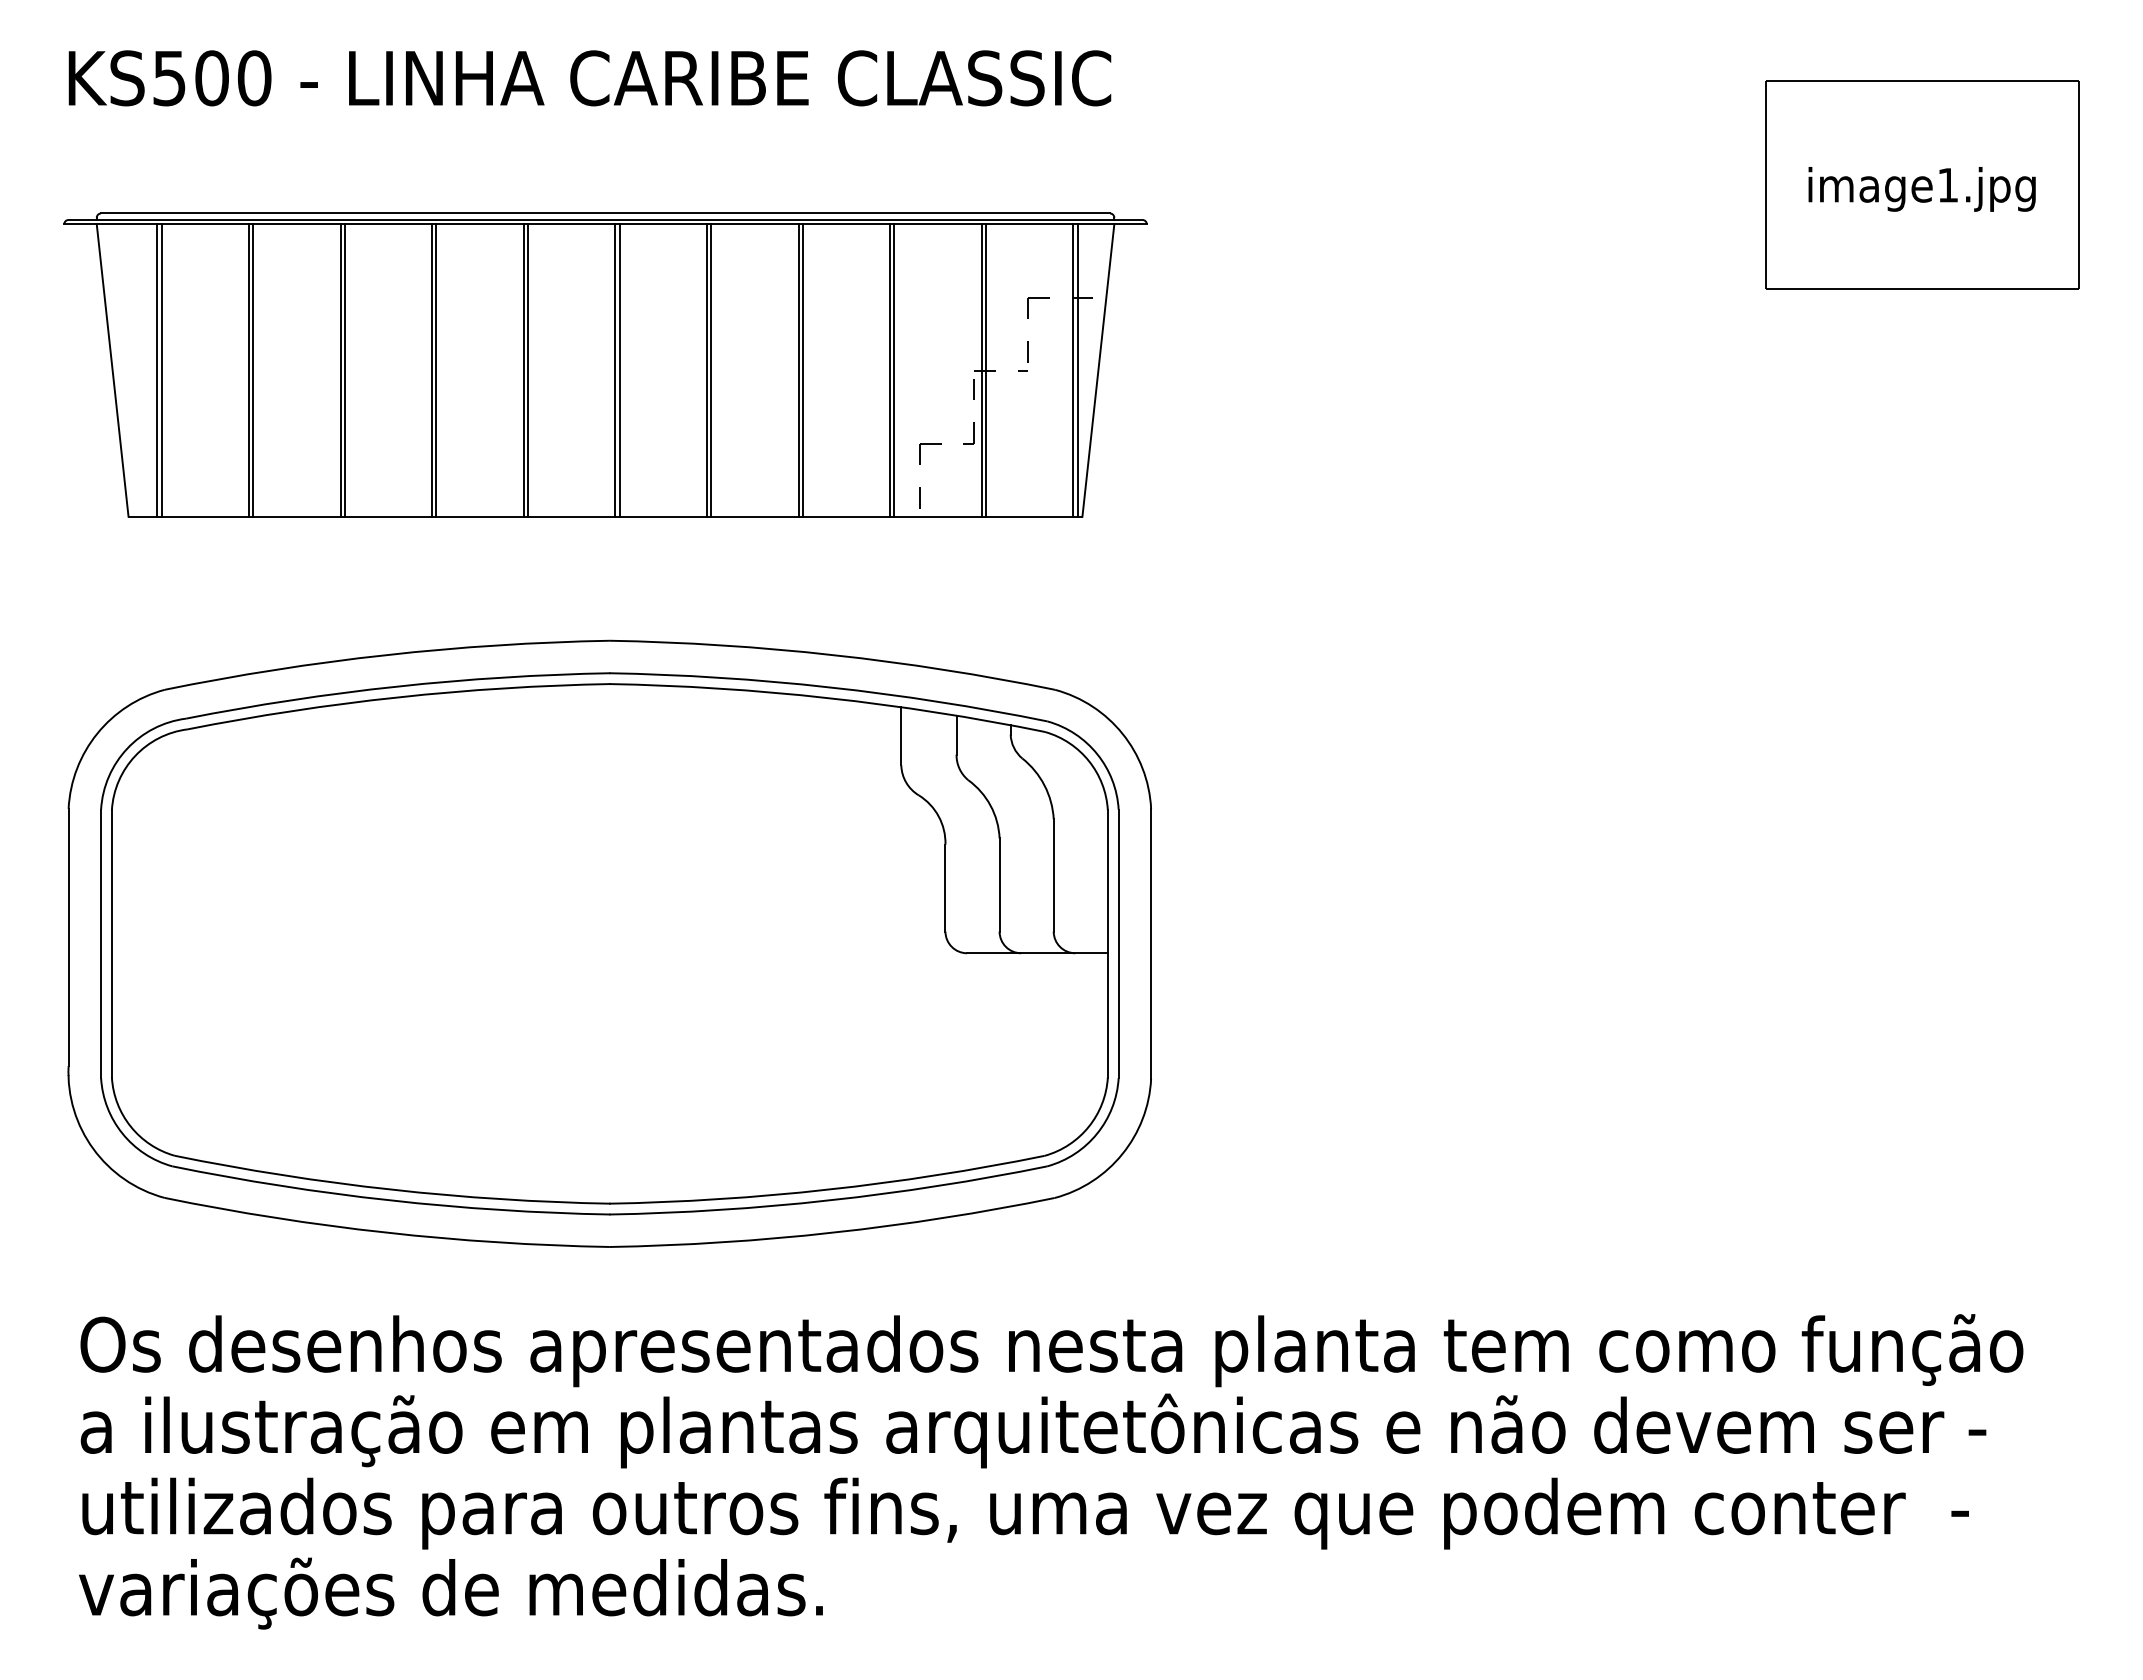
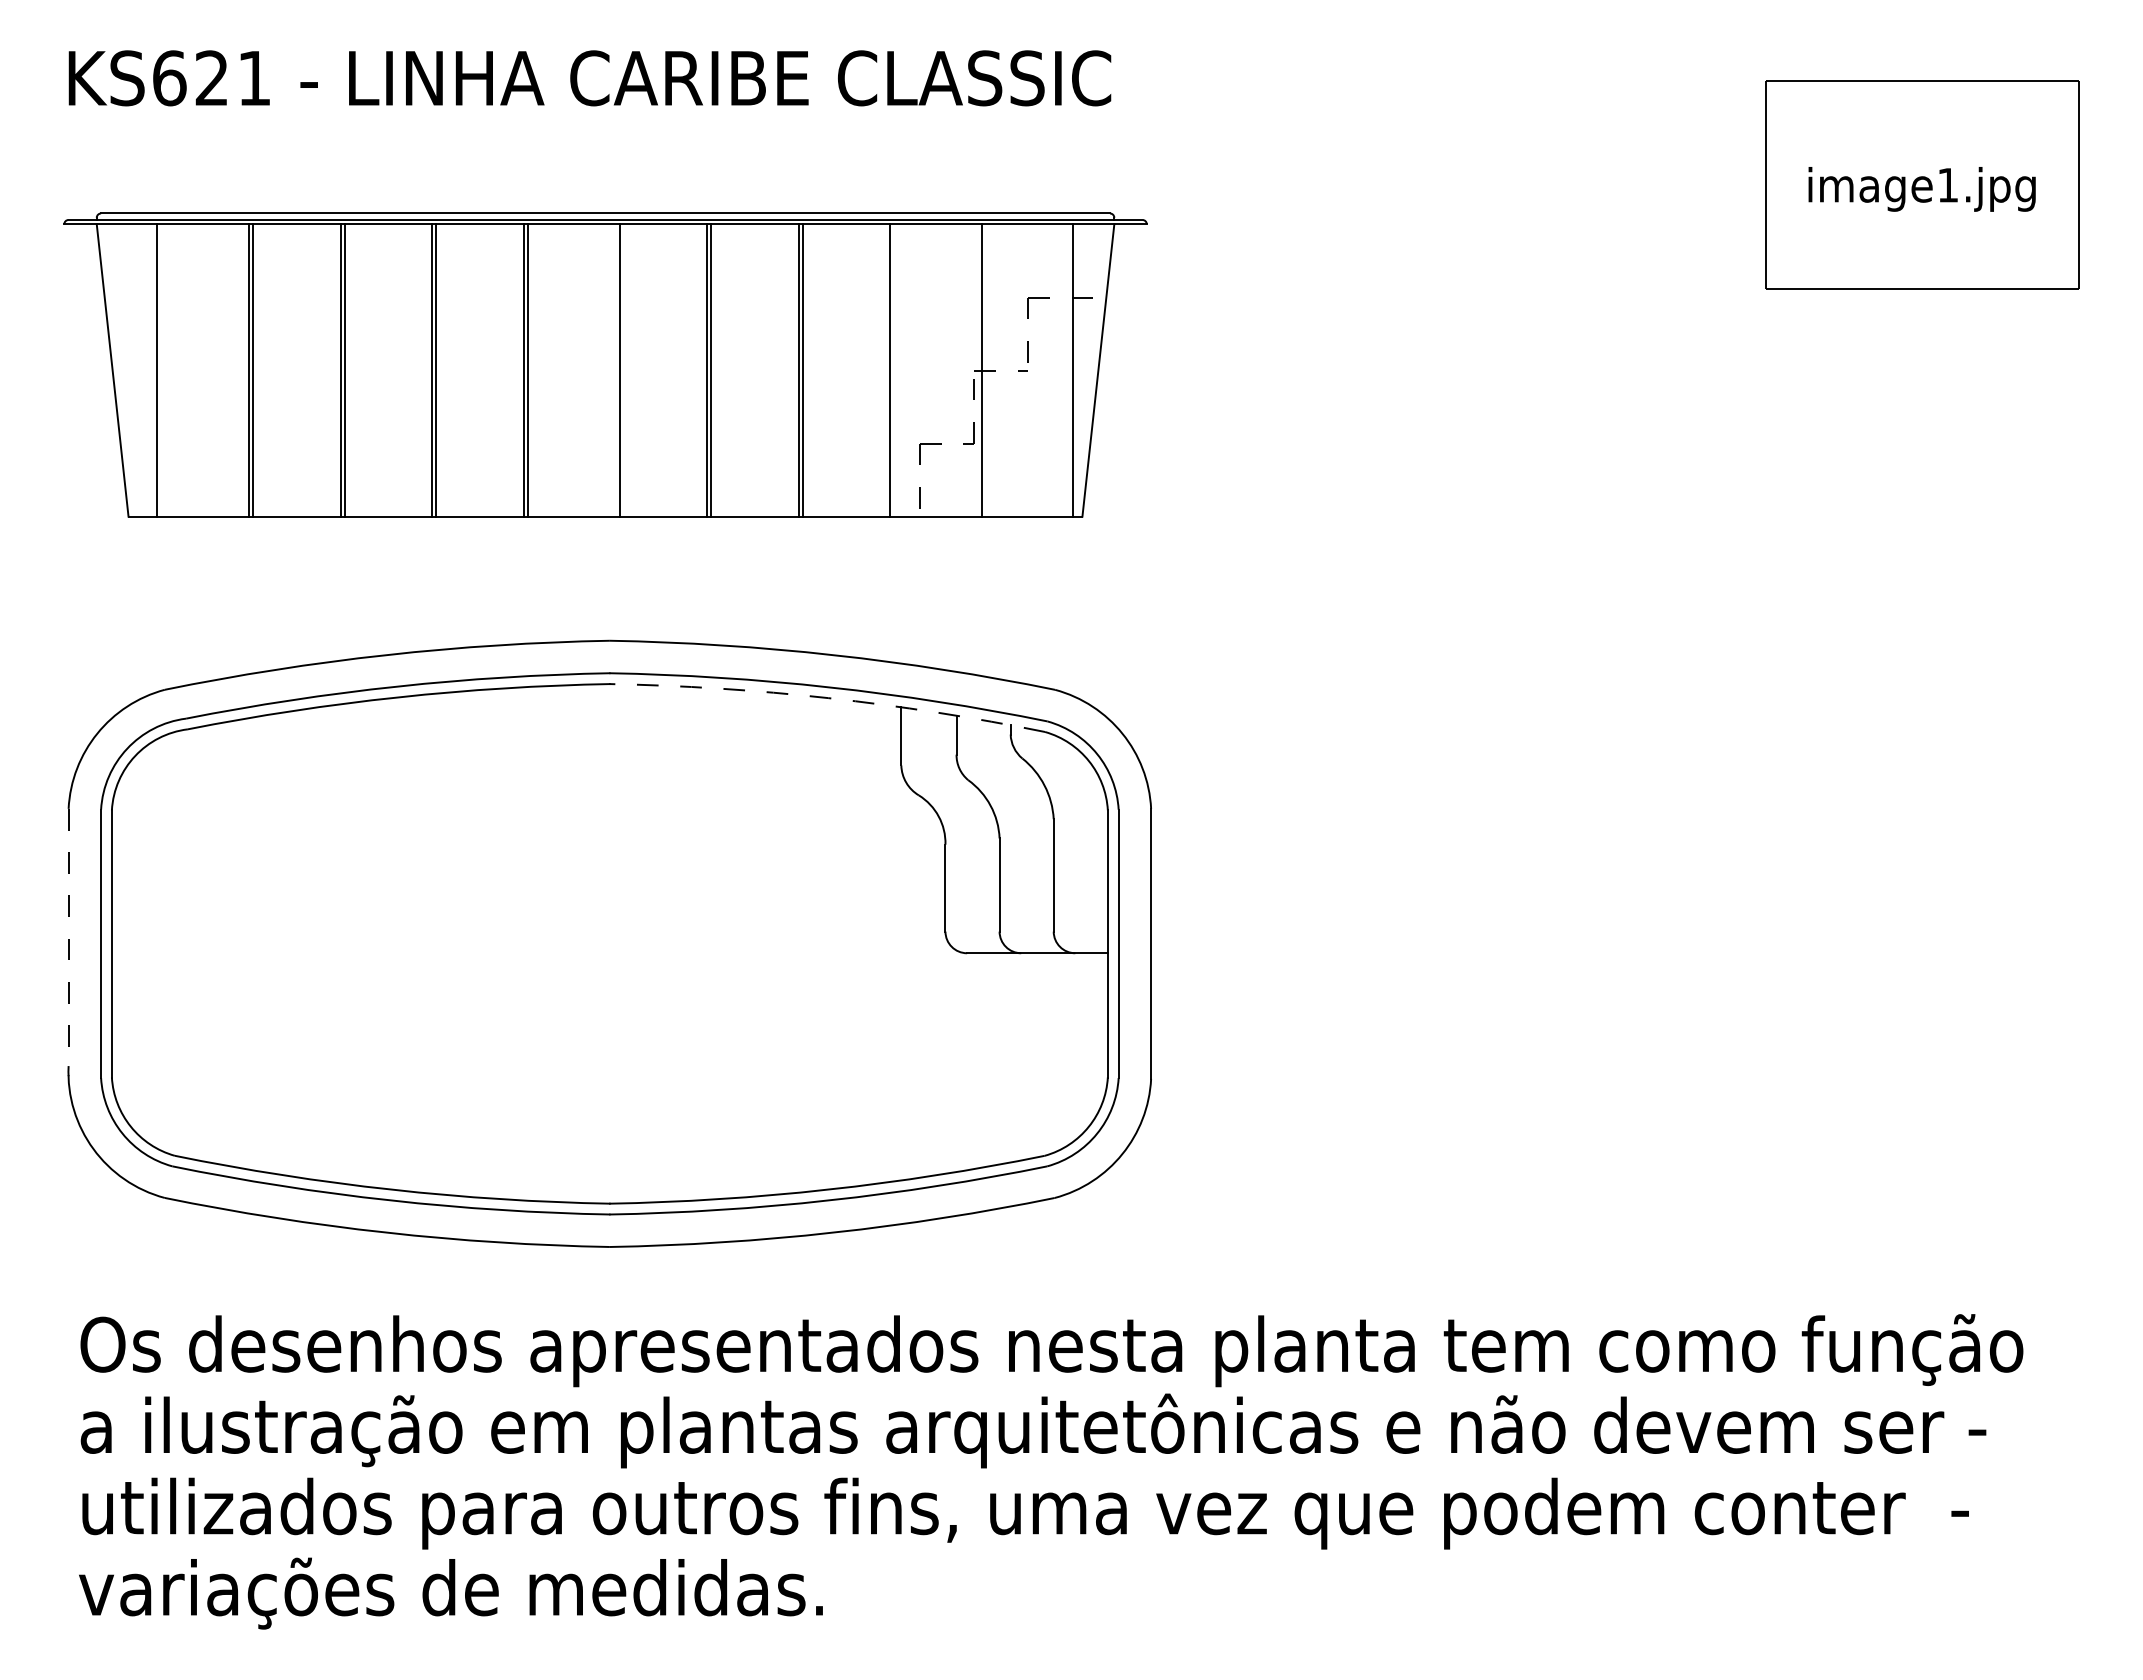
text: KS500 -> KS621 (212, 78)
line: present -> none (161, 370)
line: present -> none (615, 370)
line: present -> none (894, 370)
line: present -> none (986, 370)
line: present -> none (1077, 370)
arc: solid -> dashed (828, 698)
line: solid -> dashed (68, 937)
